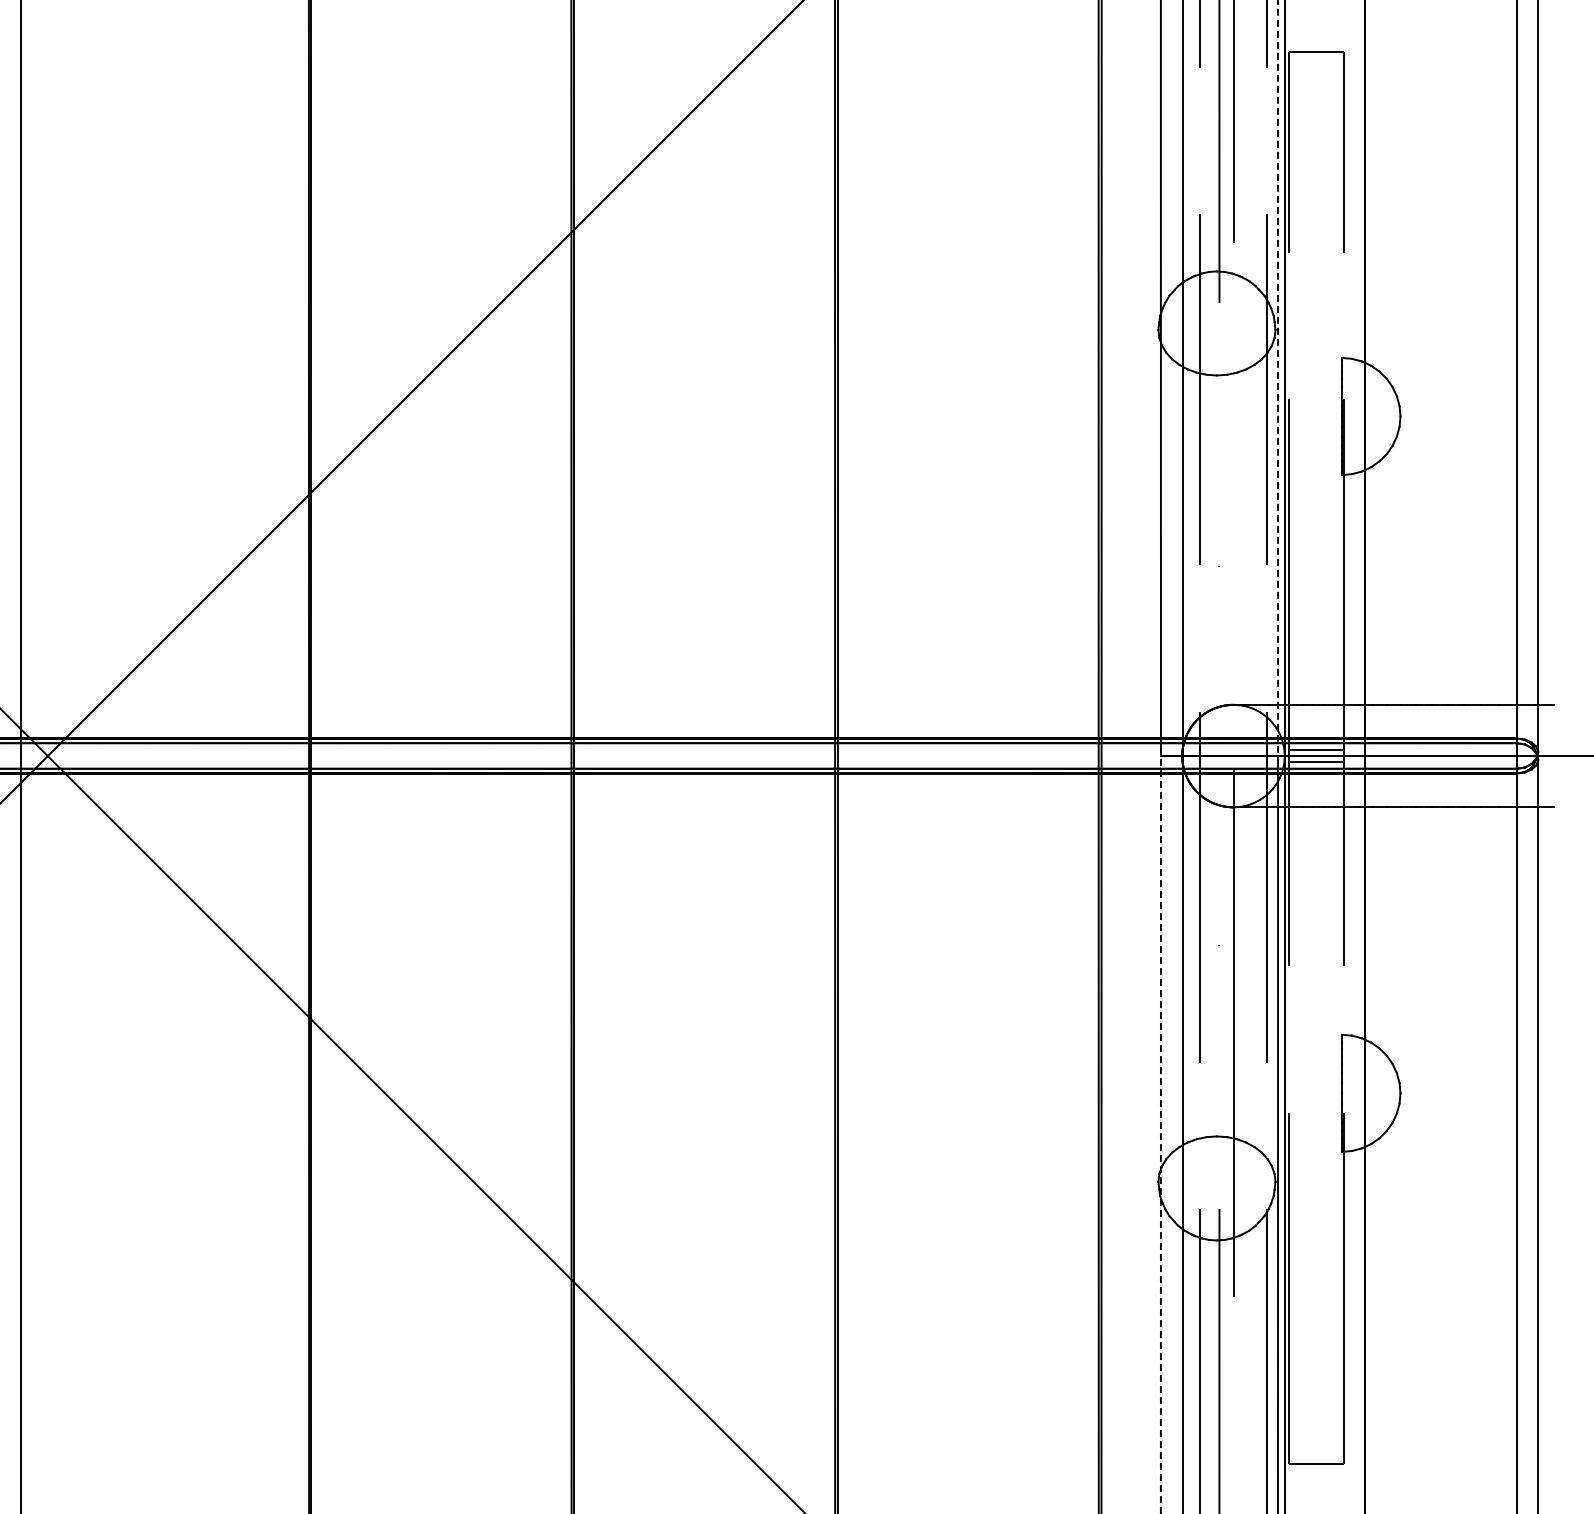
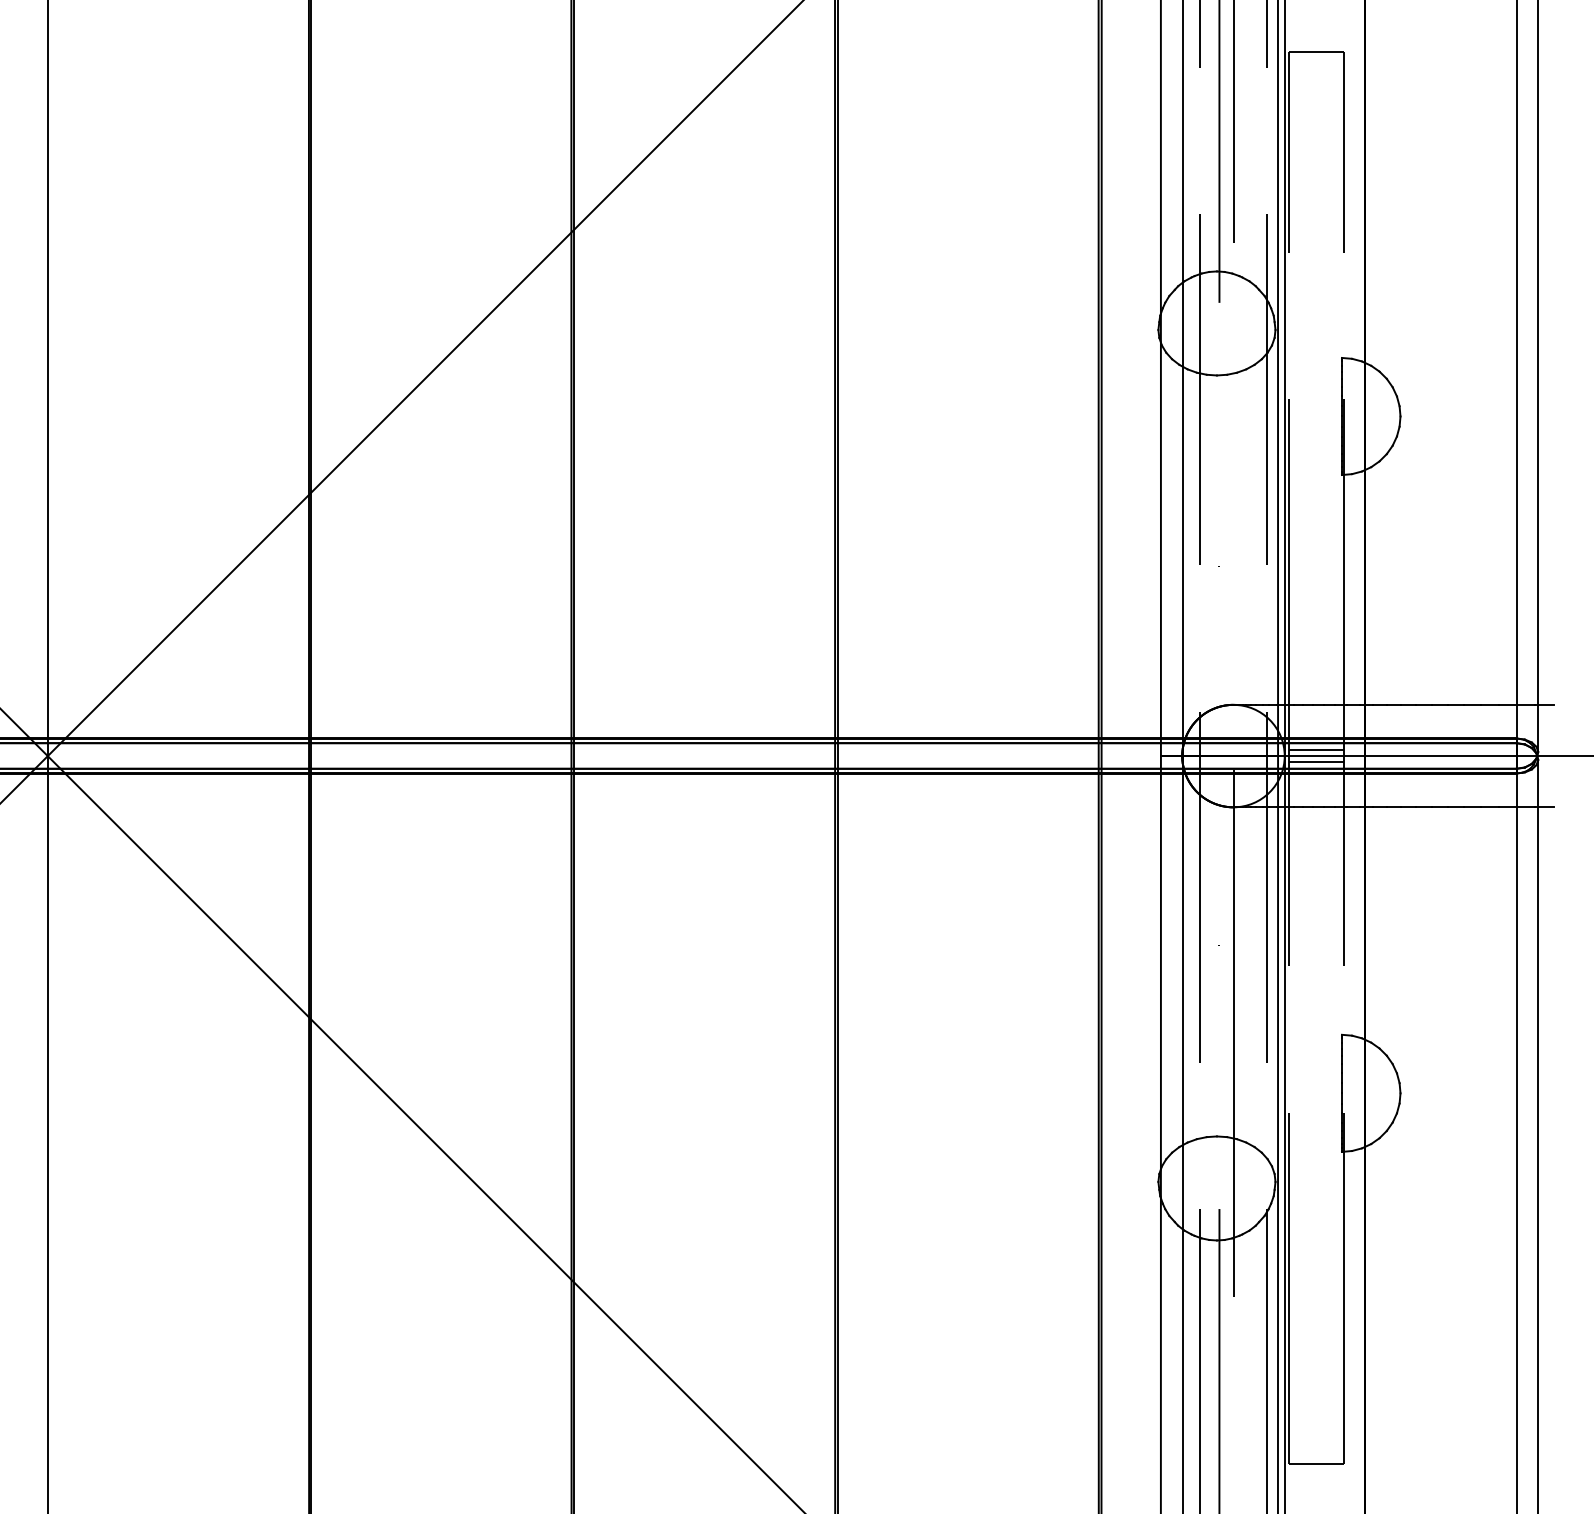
line: dashed -> solid (1278, 378)
line position: (21, 756) -> (48, 756) (48, 756)
line: dashed -> solid (1160, 1134)
